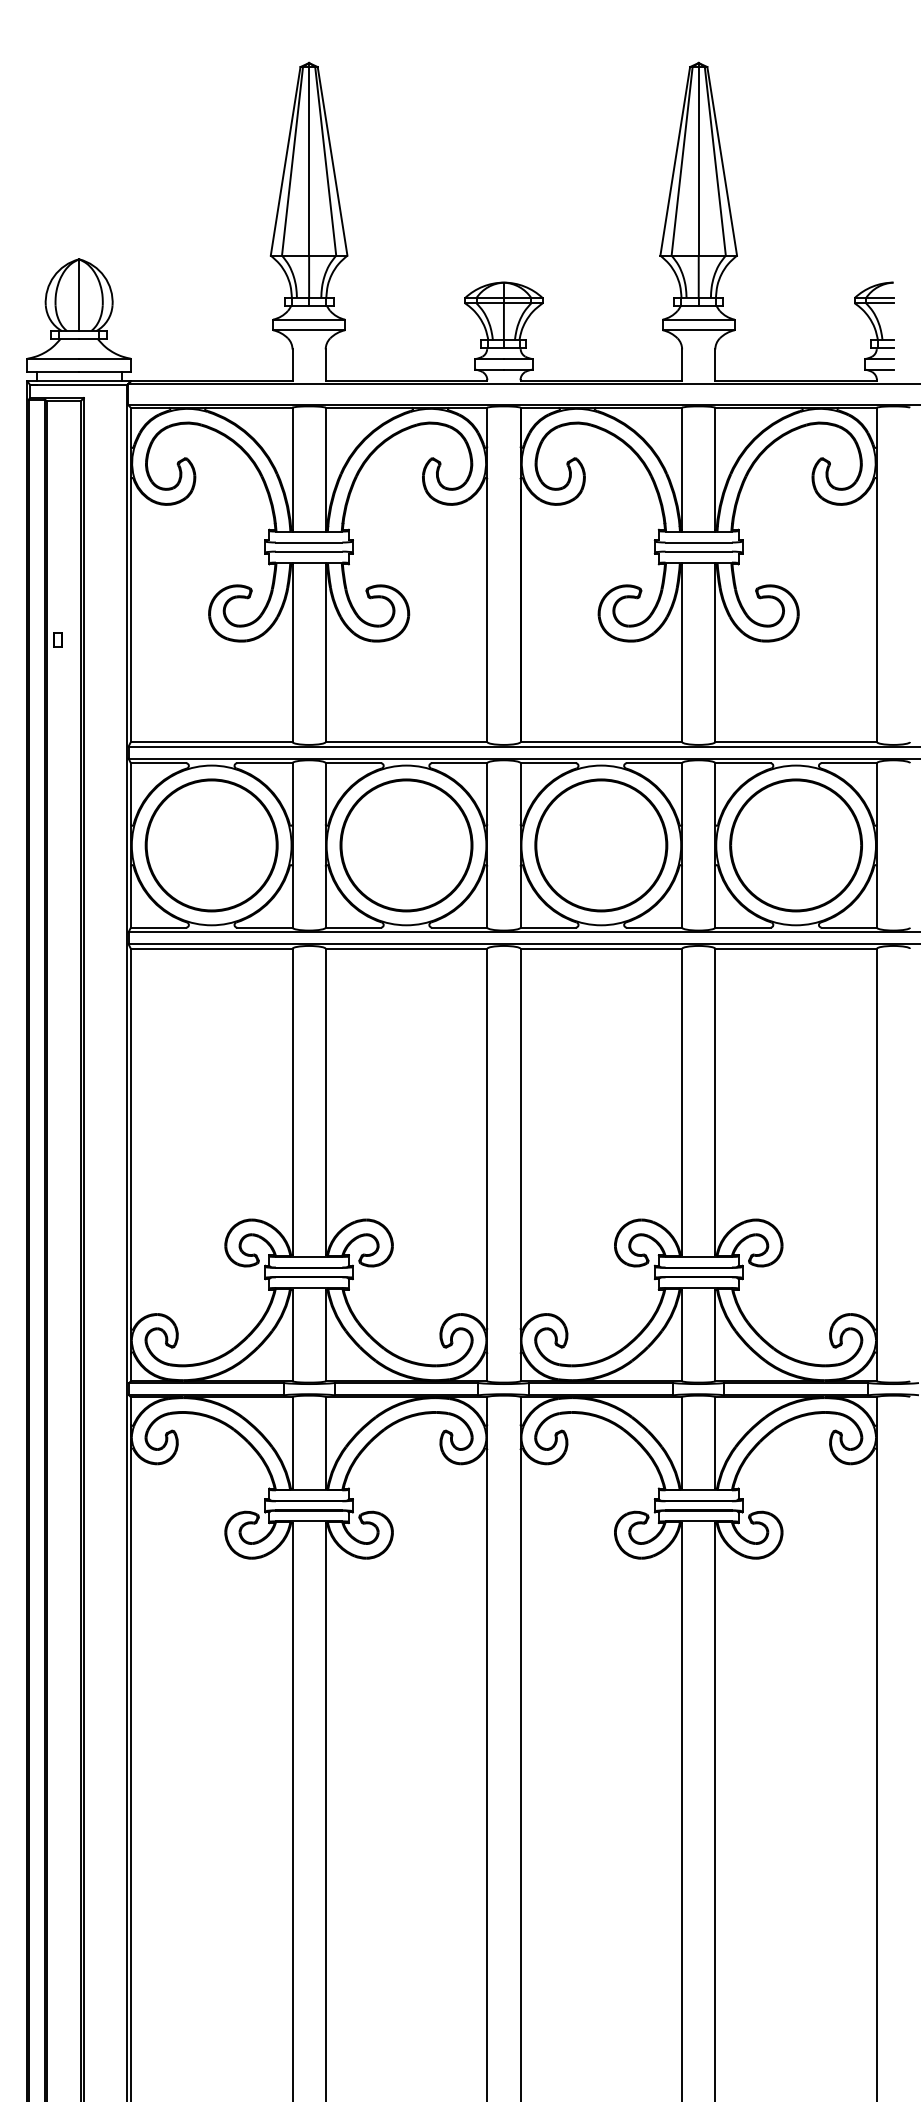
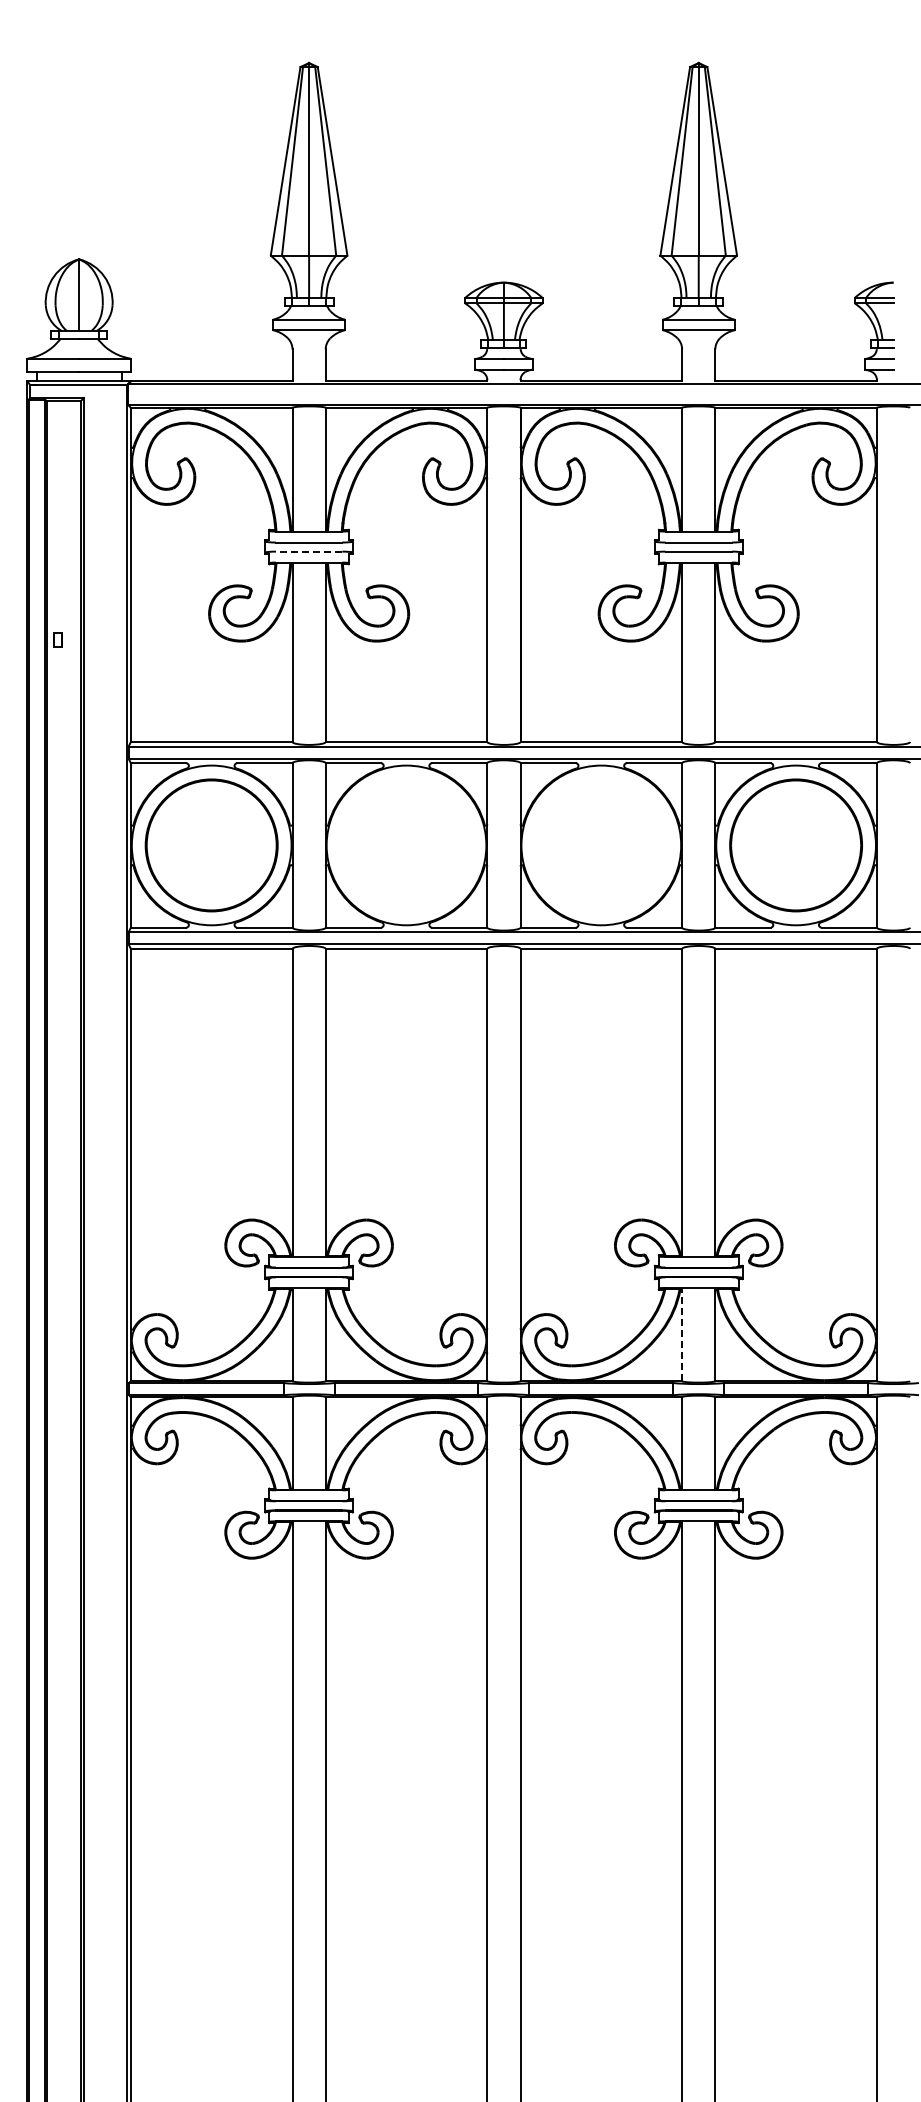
line: solid -> dashed (308, 551)
circle: present -> none (406, 845)
circle: present -> none (601, 845)
line: solid -> dashed (682, 1335)
